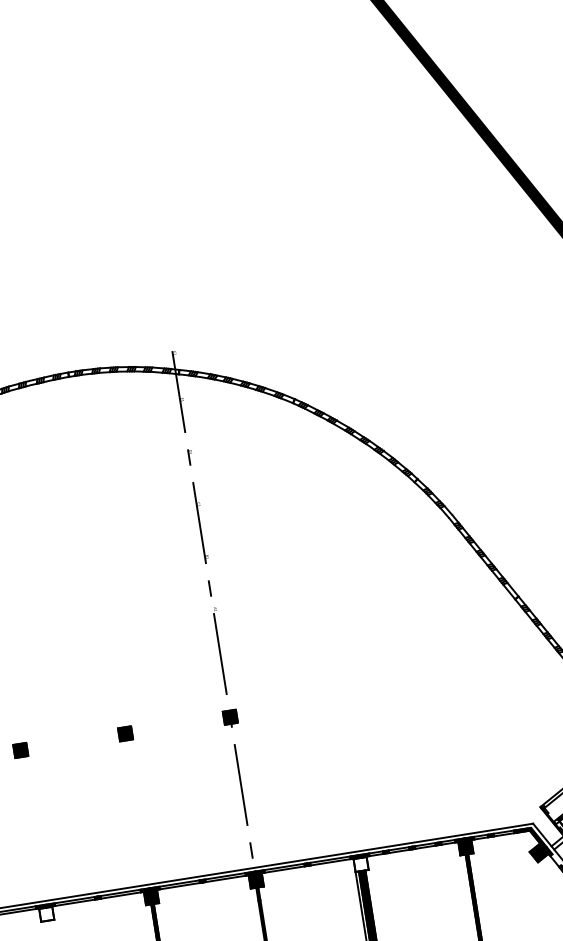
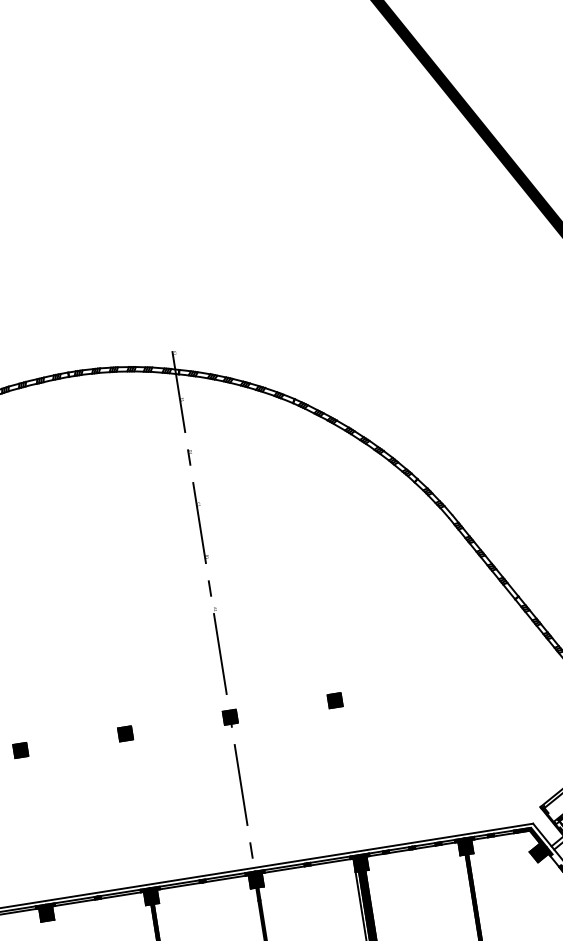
part: none -> present (334, 700)
fill: none -> present (360, 864)
fill: none -> present (46, 913)
